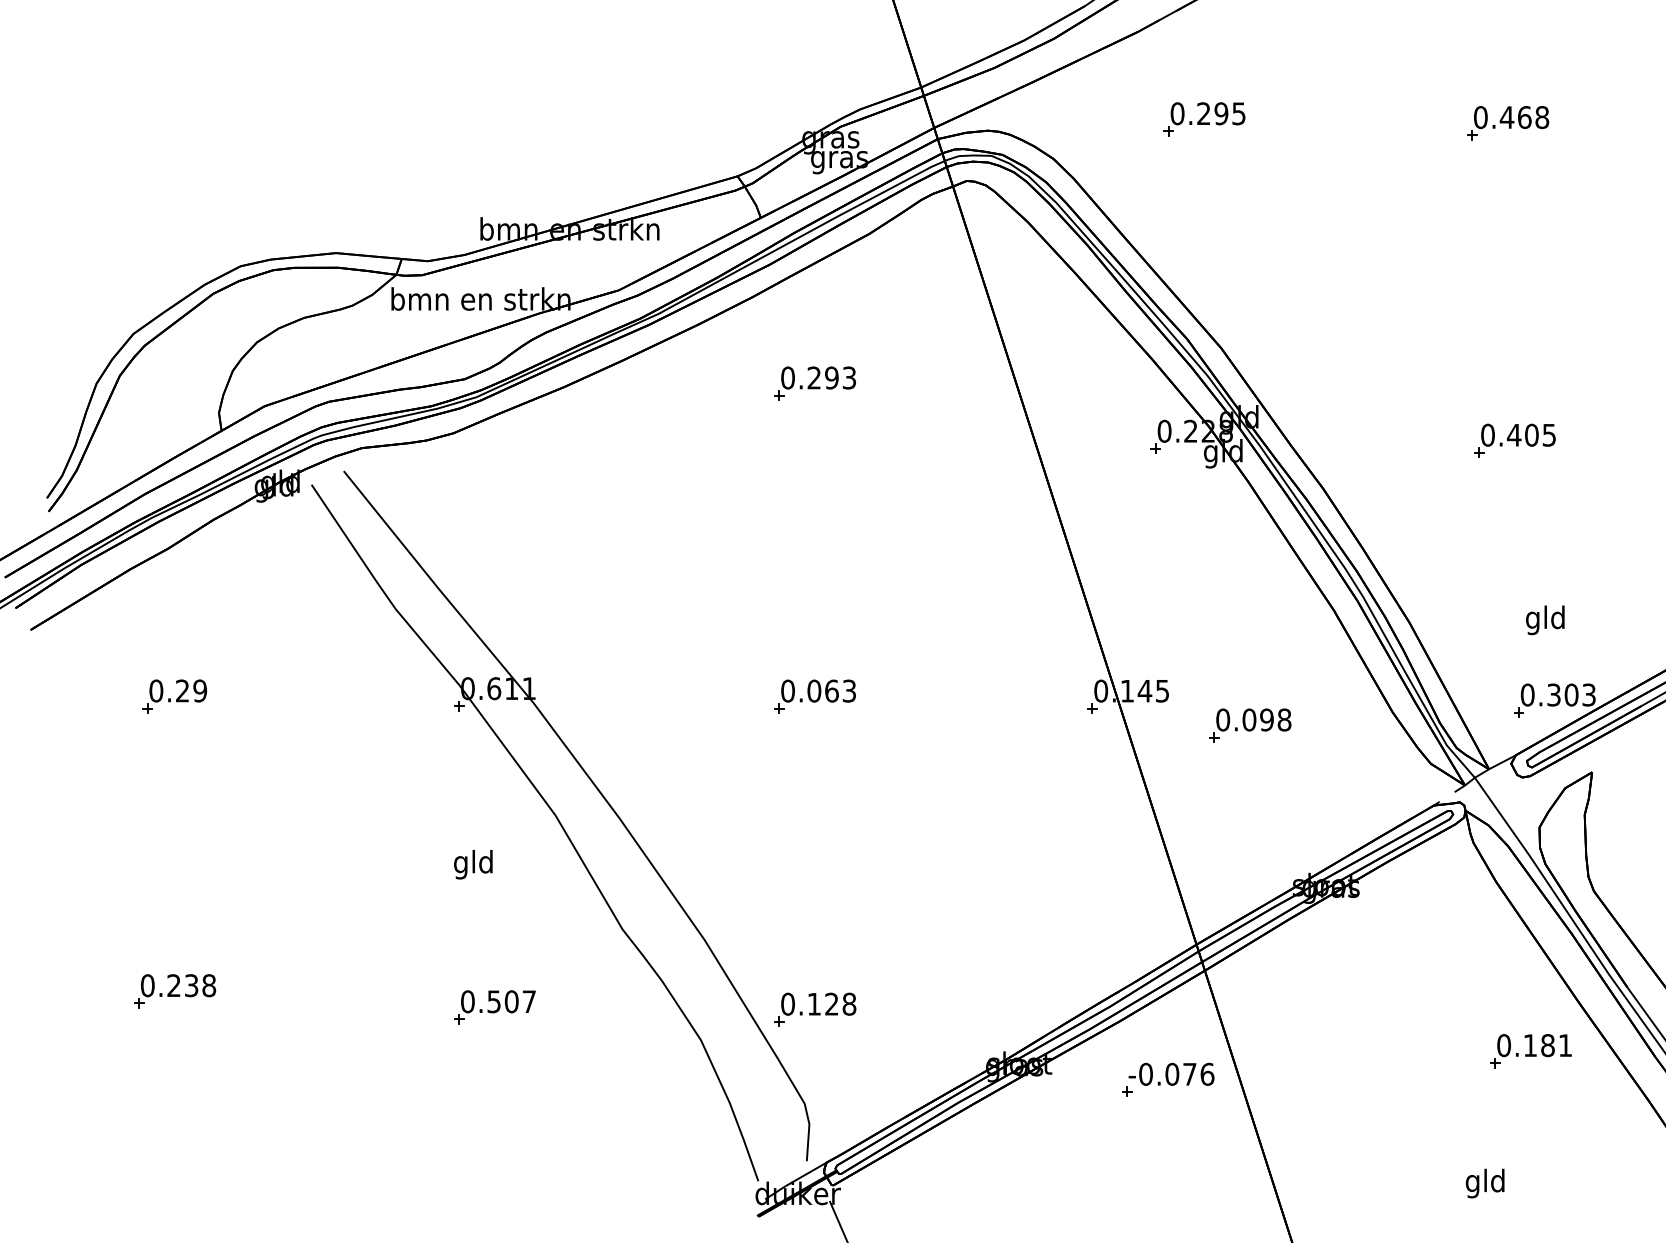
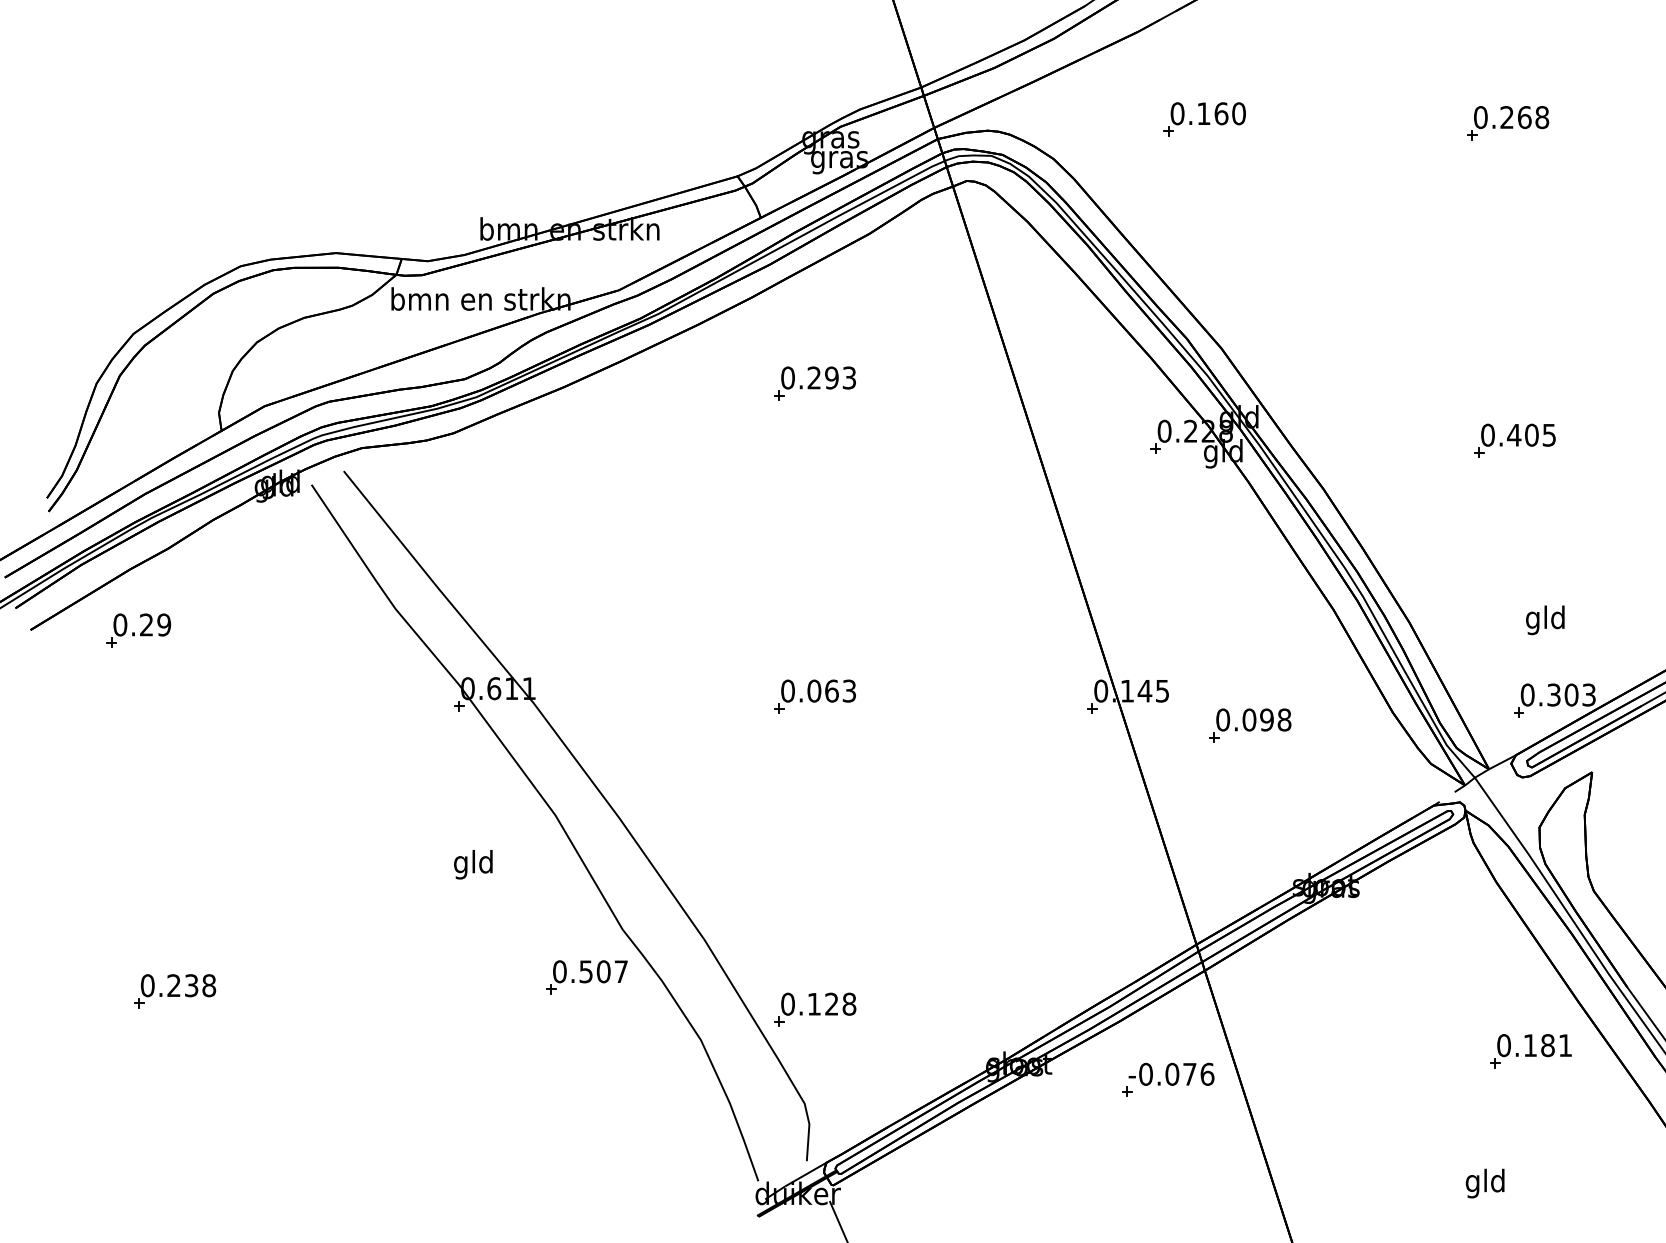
text: 0.295 -> 0.160 (1221, 113)
text: 0.468 -> 0.268 (1506, 117)
part position: (174, 696) -> (138, 630) (138, 630)
part position: (494, 1007) -> (586, 977) (586, 977)
